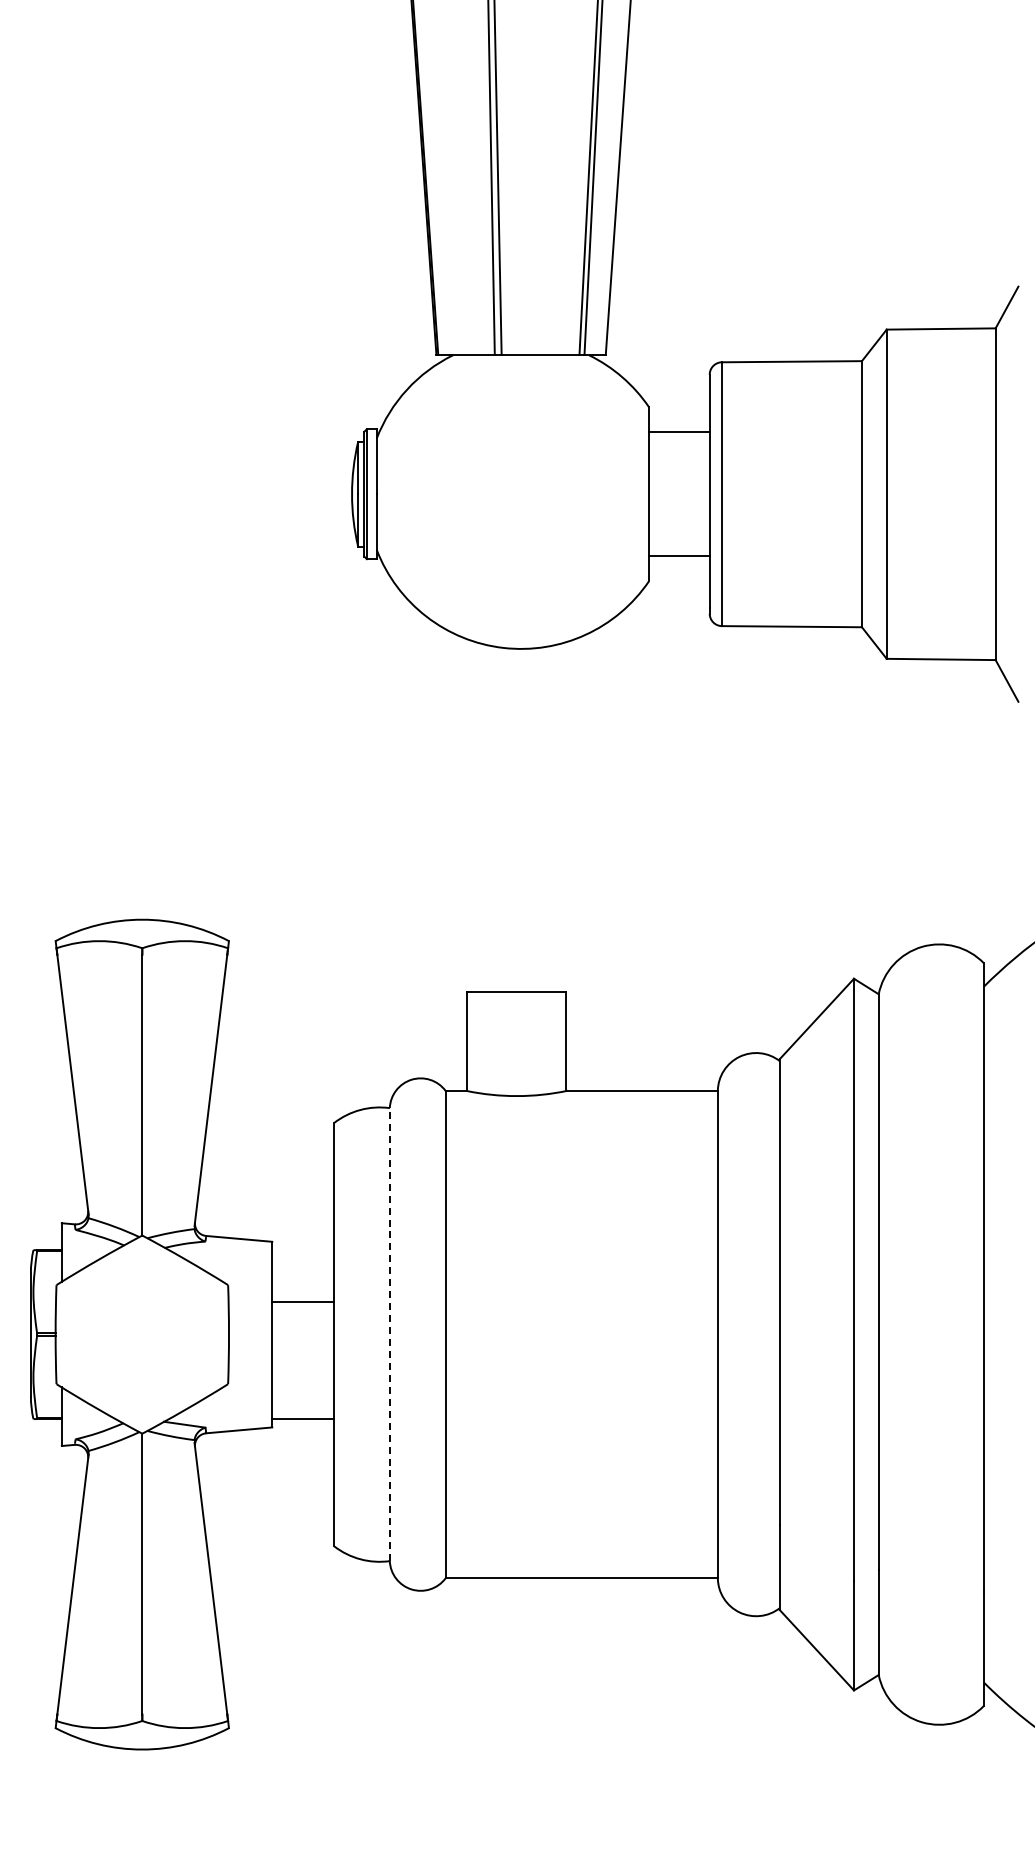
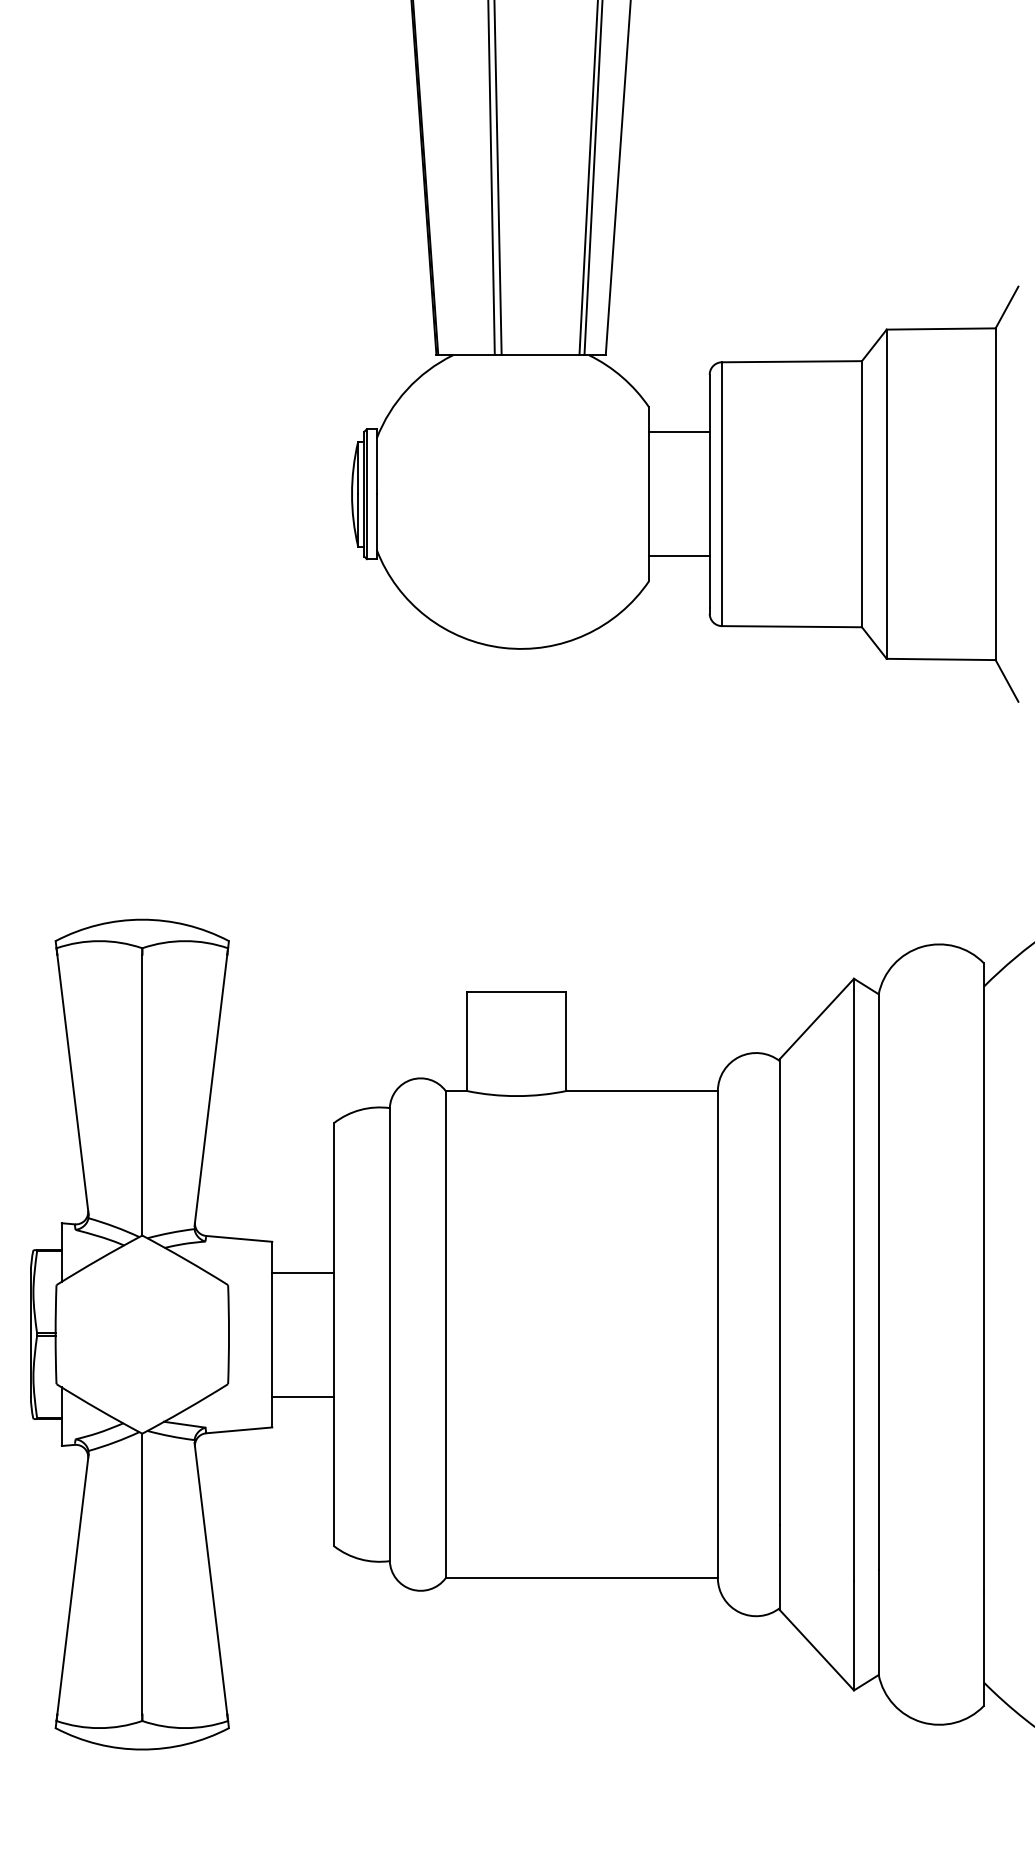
line position: (303, 1301) -> (303, 1272) (303, 1272)
line: dashed -> solid (389, 1334)
line position: (303, 1418) -> (303, 1396) (303, 1396)
